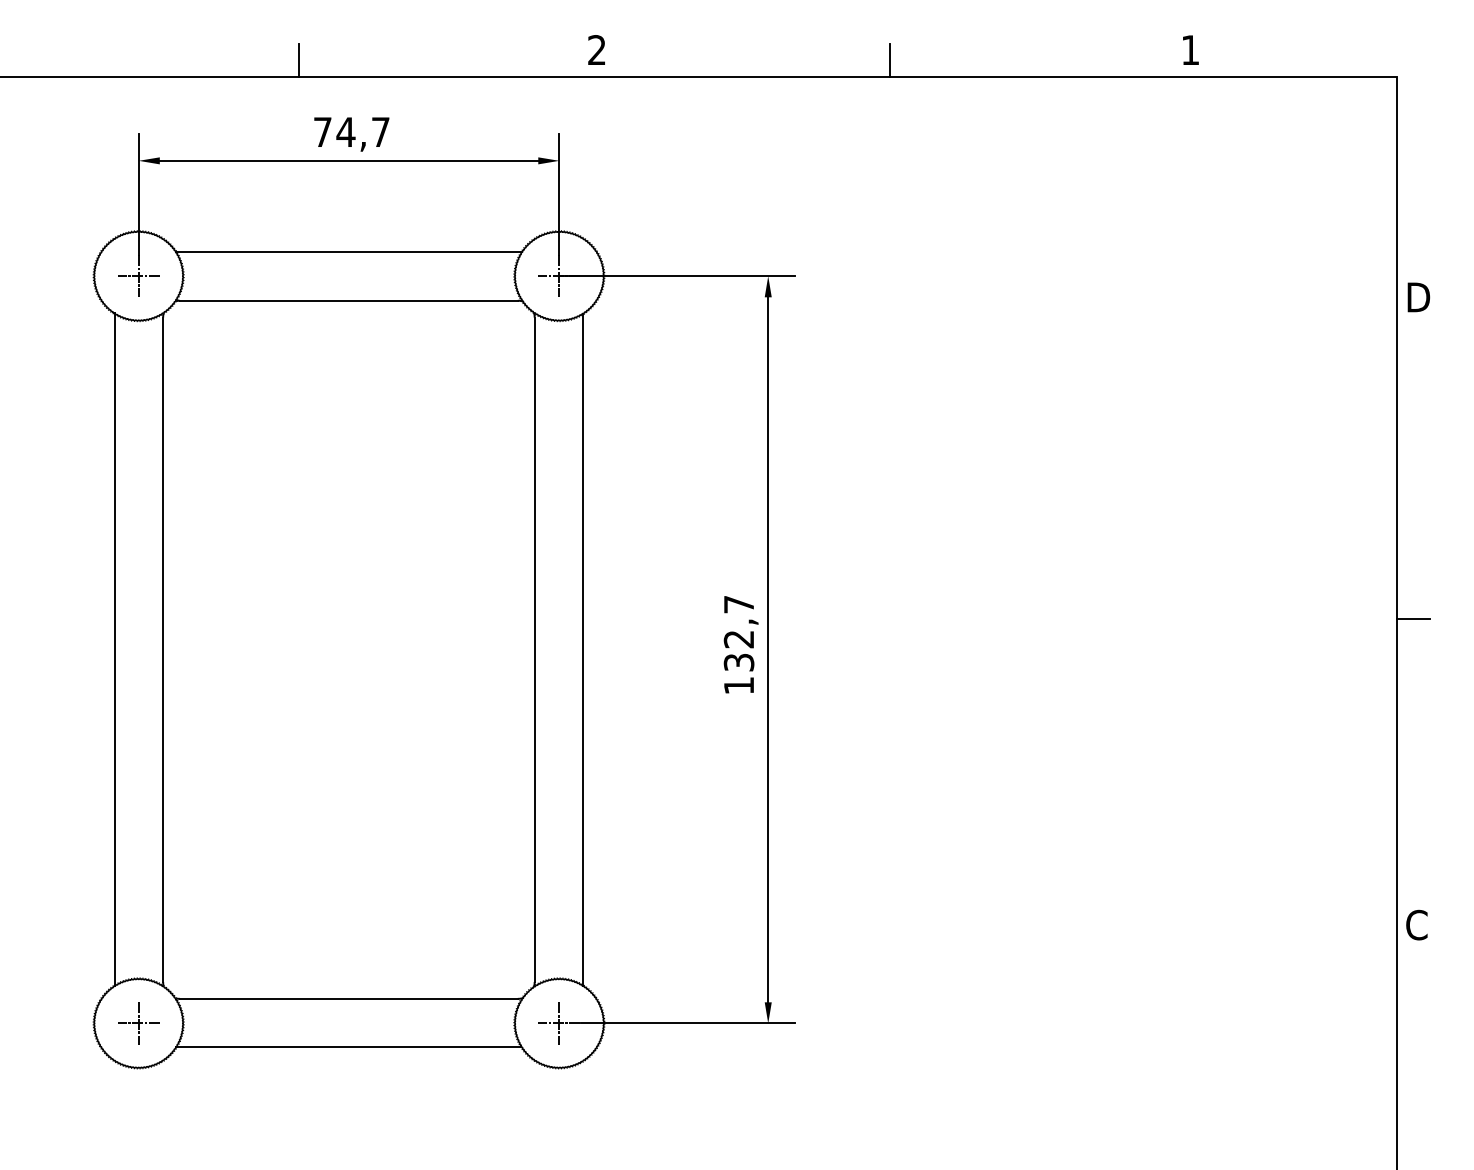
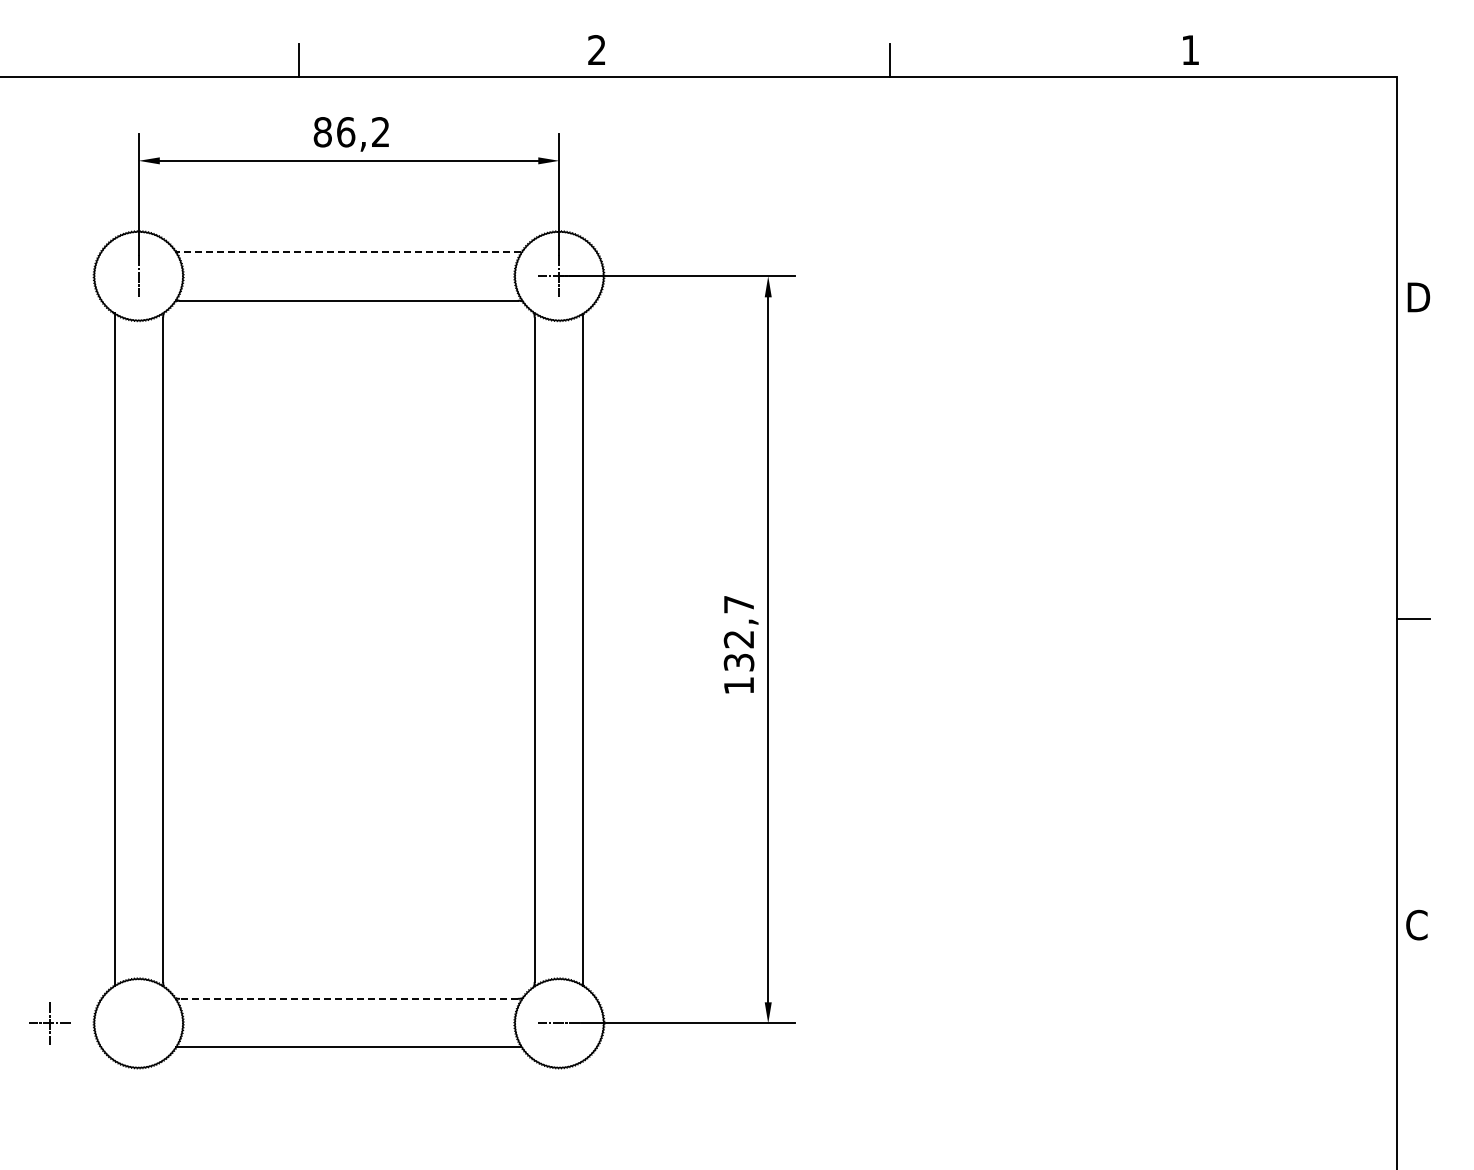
text: 74,7 -> 86,2 (351, 132)
line: solid -> dashed (348, 252)
line: present -> none (138, 276)
line: solid -> dashed (348, 998)
part position: (138, 1023) -> (49, 1023) (49, 1023)
line: present -> none (559, 1023)
